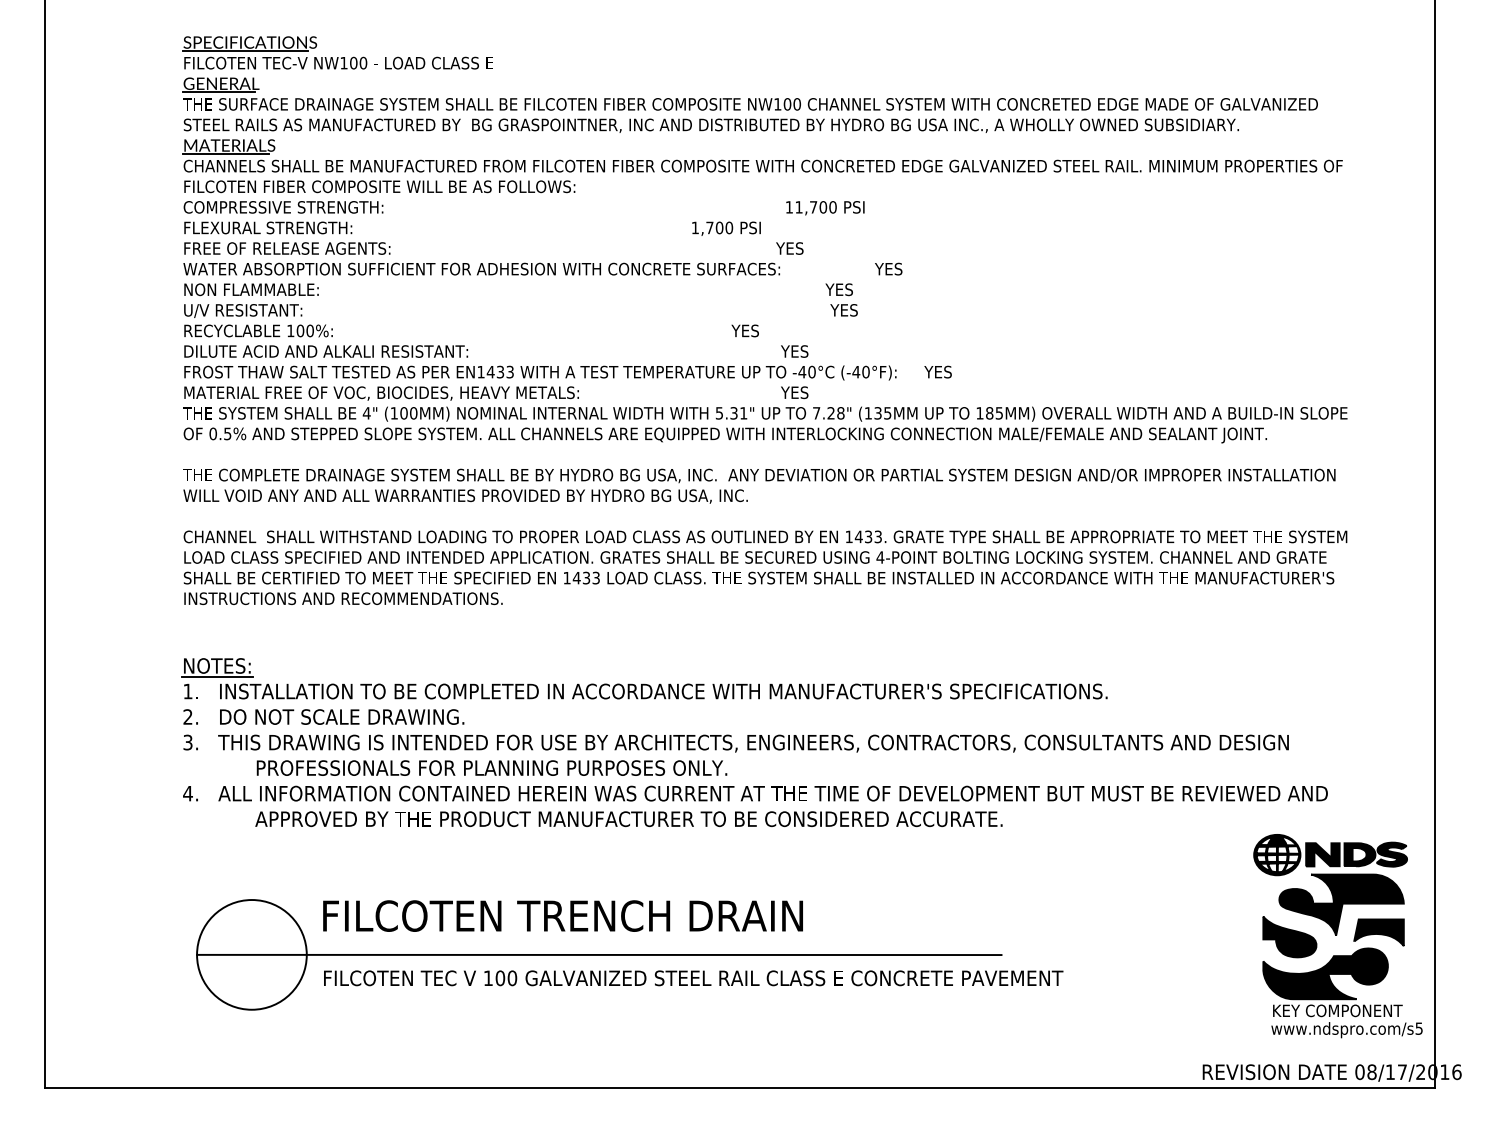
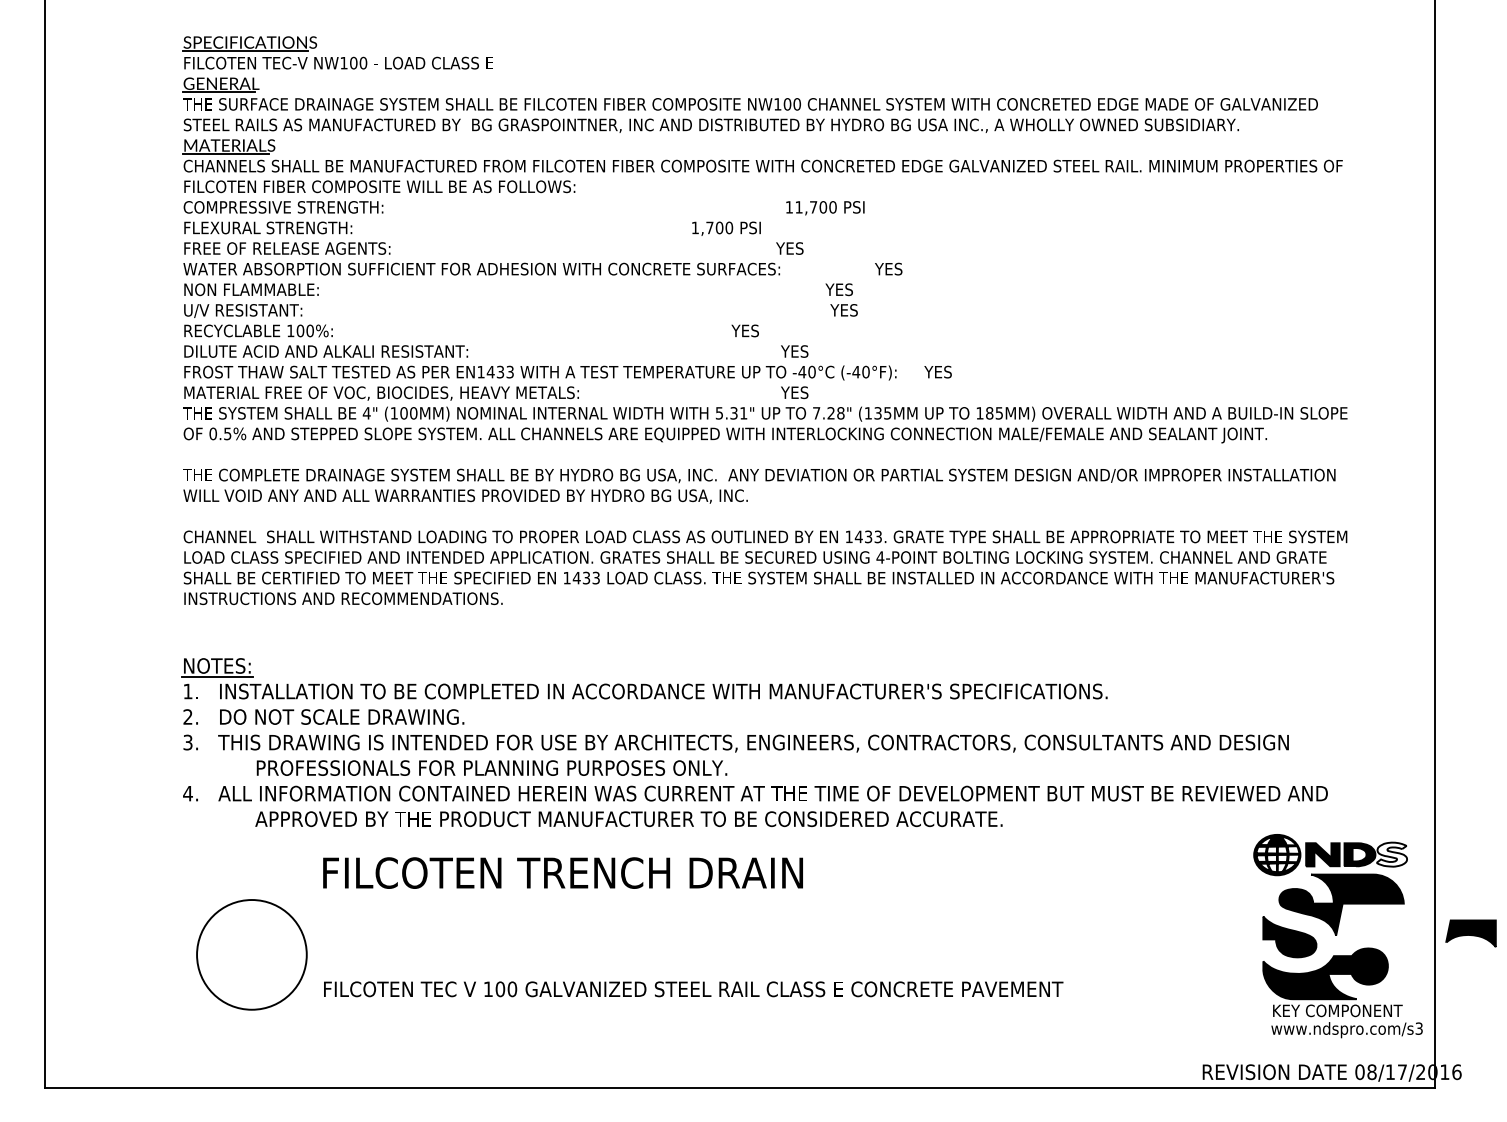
fill: present -> none (1391, 854)
text position: (562, 915) -> (562, 872) (562, 872)
part position: (1378, 932) -> (1470, 933) (1470, 933)
line: present -> none (599, 954)
text position: (693, 978) -> (693, 989) (693, 989)
text: www.ndspro.com/s5 -> www.ndspro.com/s3 (1419, 1027)
